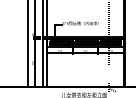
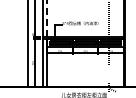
line: solid -> dashed (47, 18)
